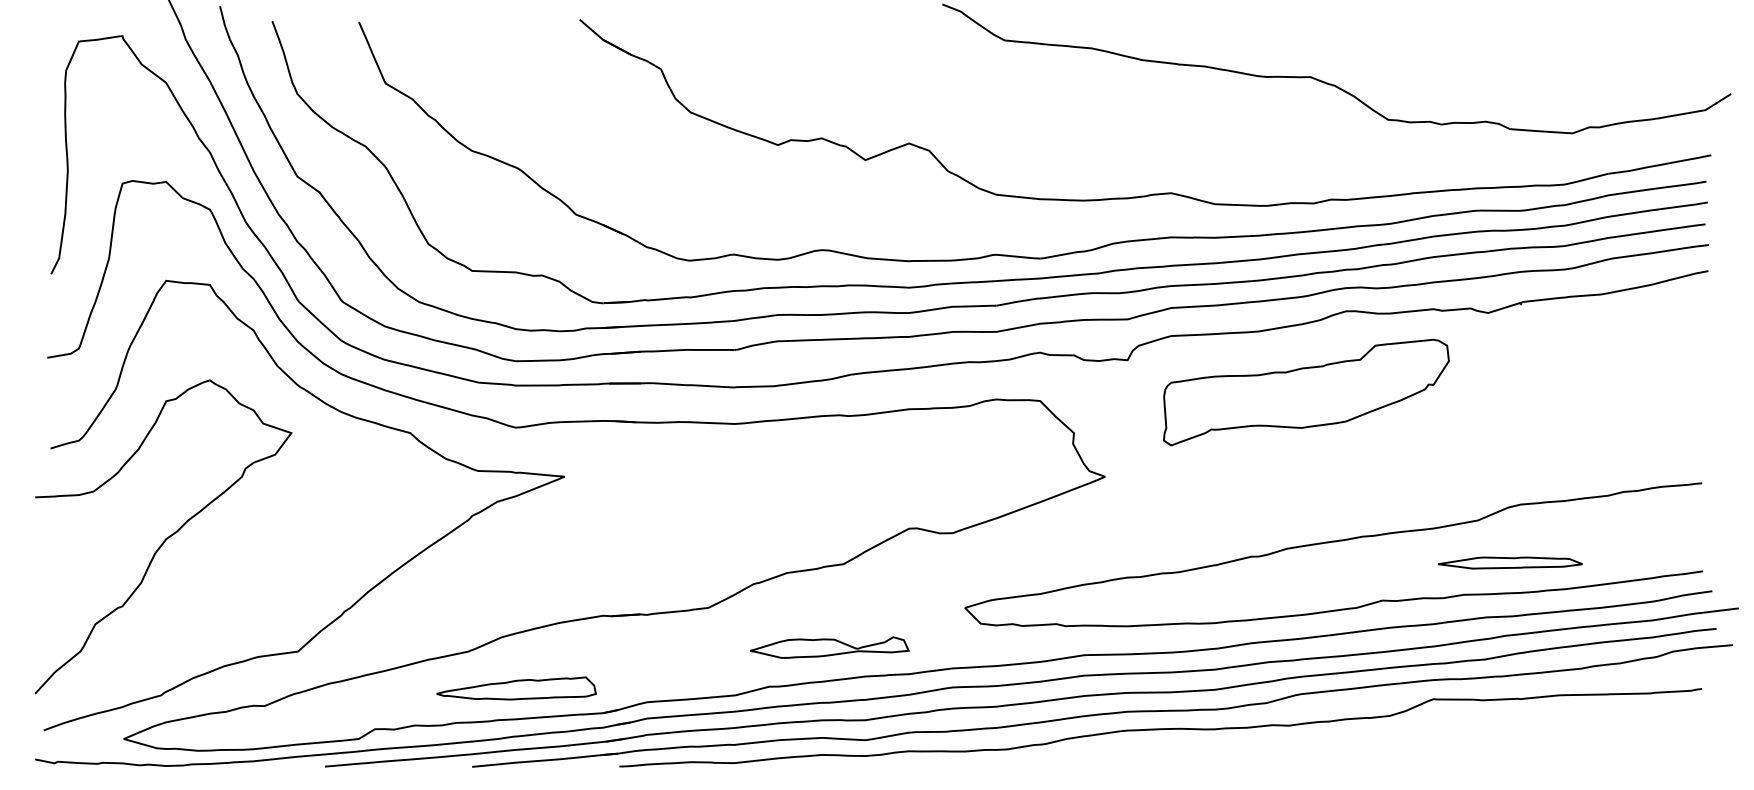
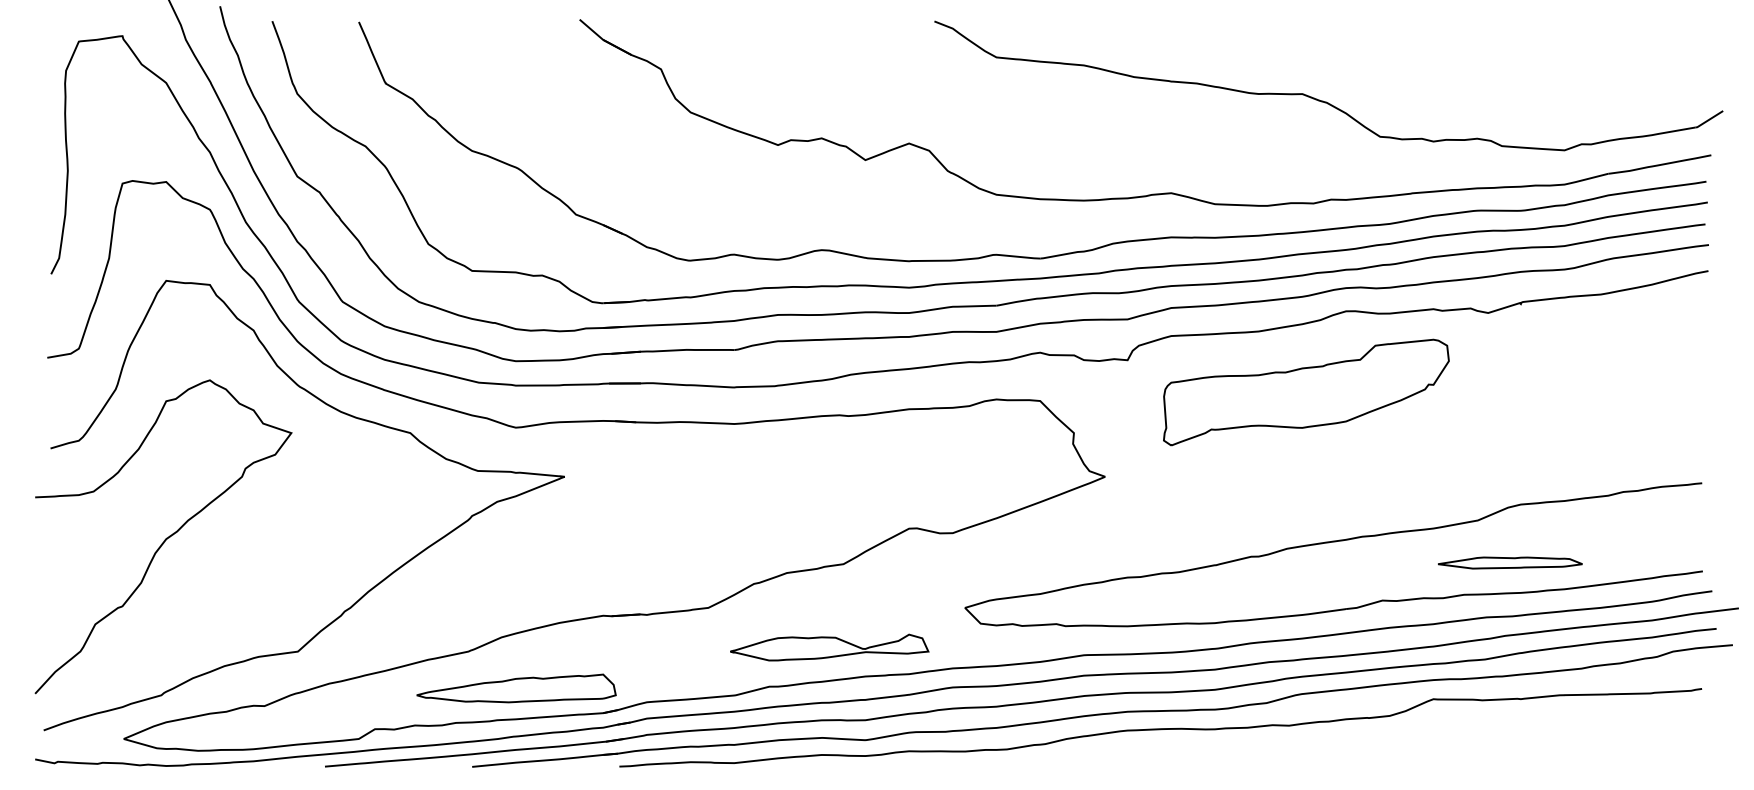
part position: (1331, 83) -> (1323, 100) (1323, 100)
part size: 160x23 px -> 200x29 px (829, 647)
part size: 161x25 px -> 201x31 px (516, 688)
